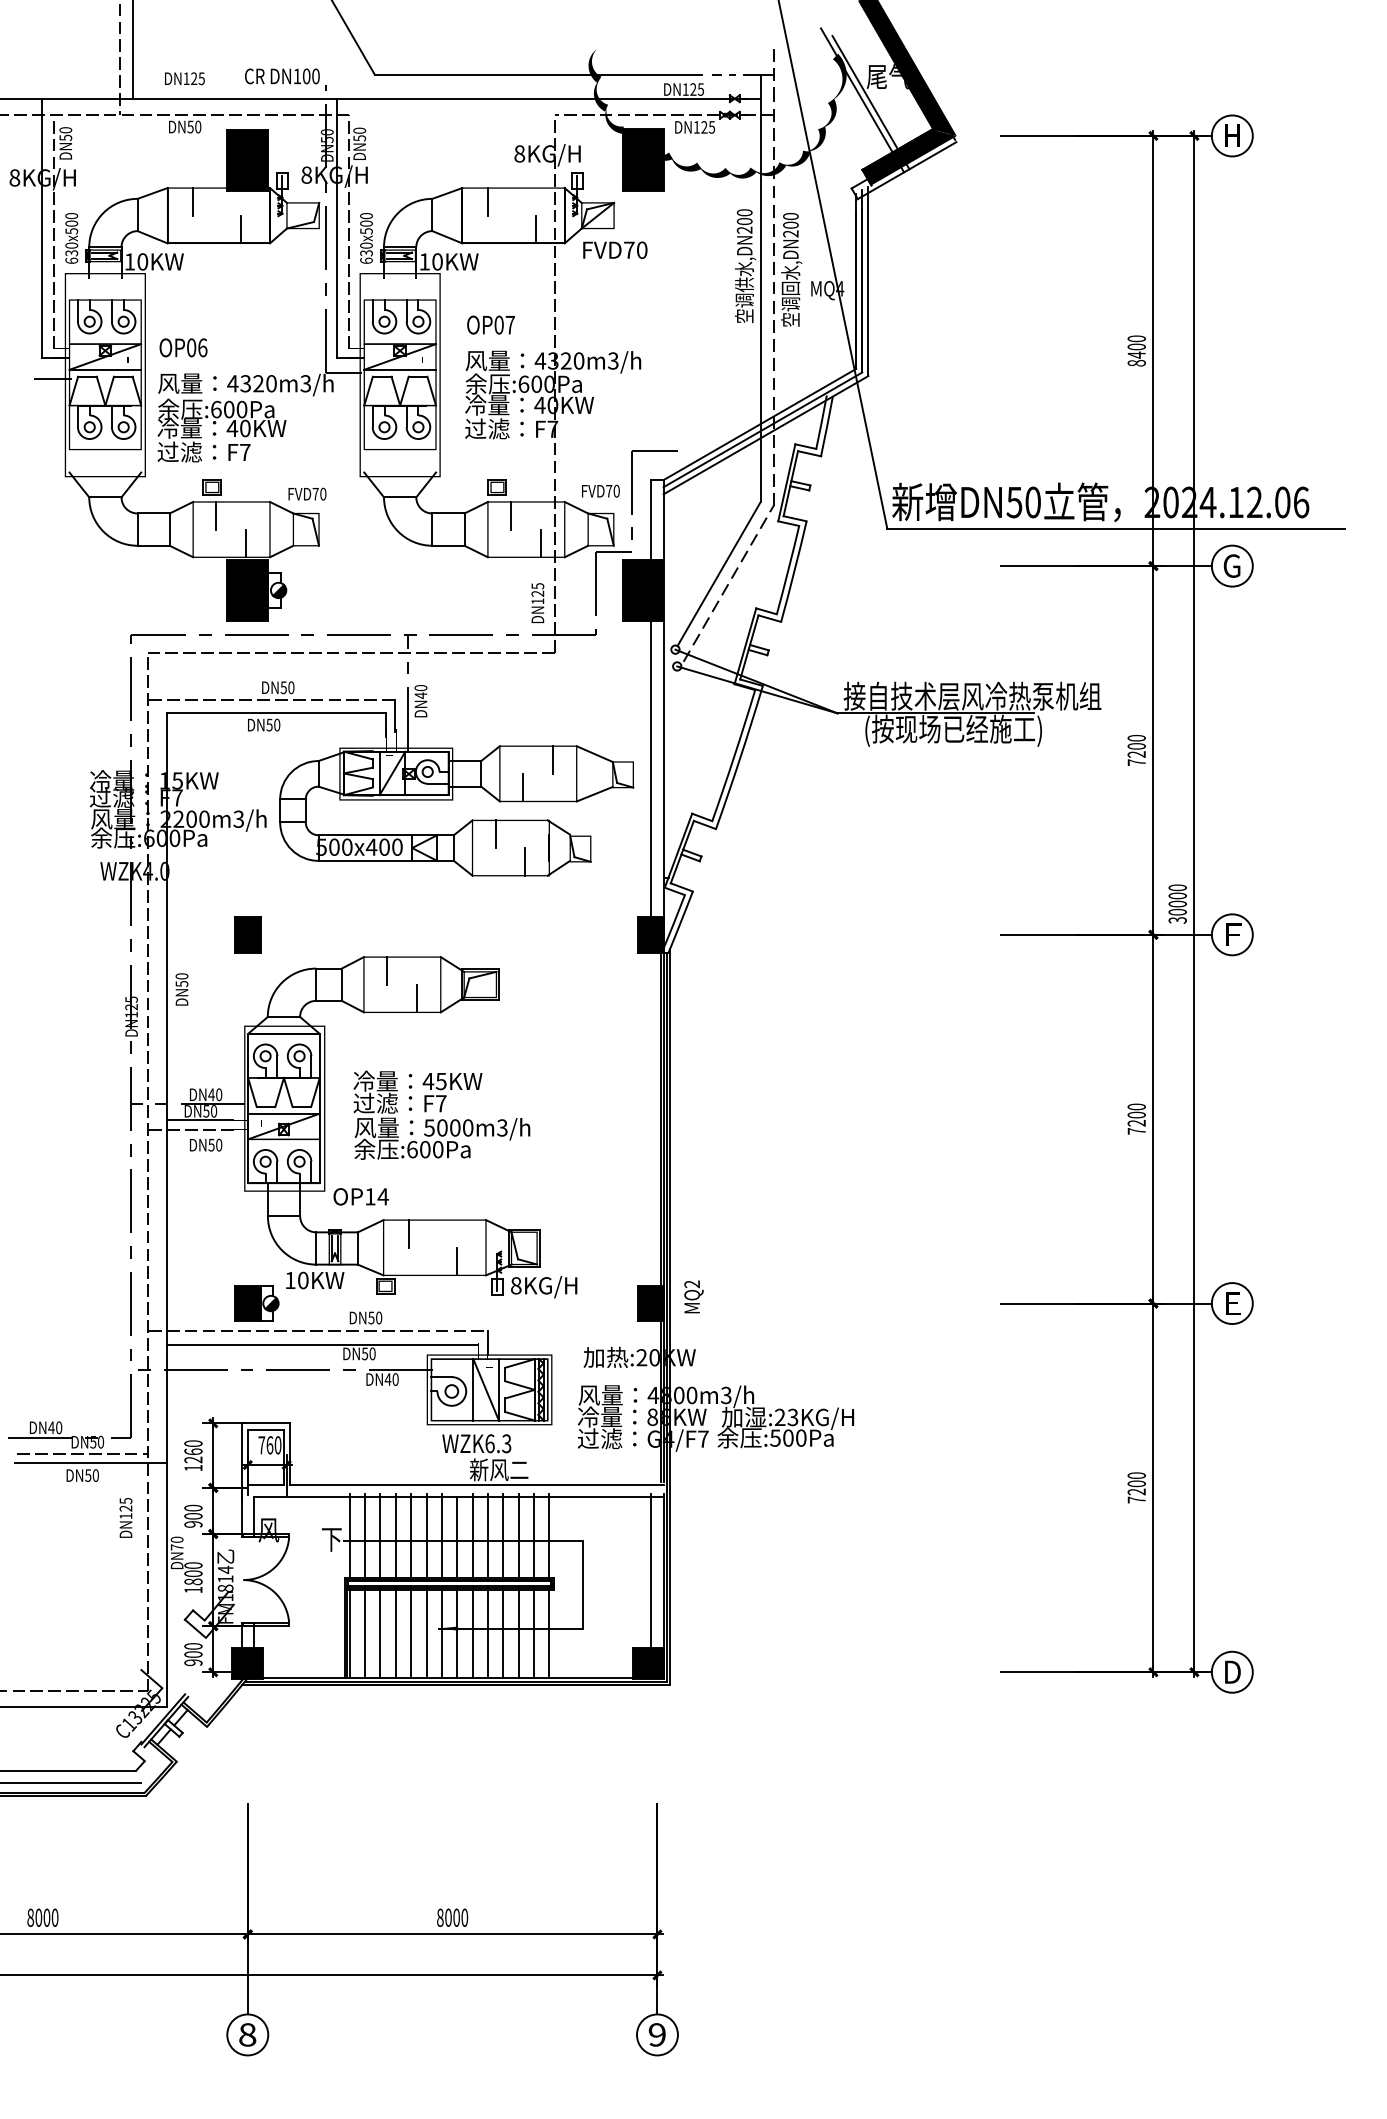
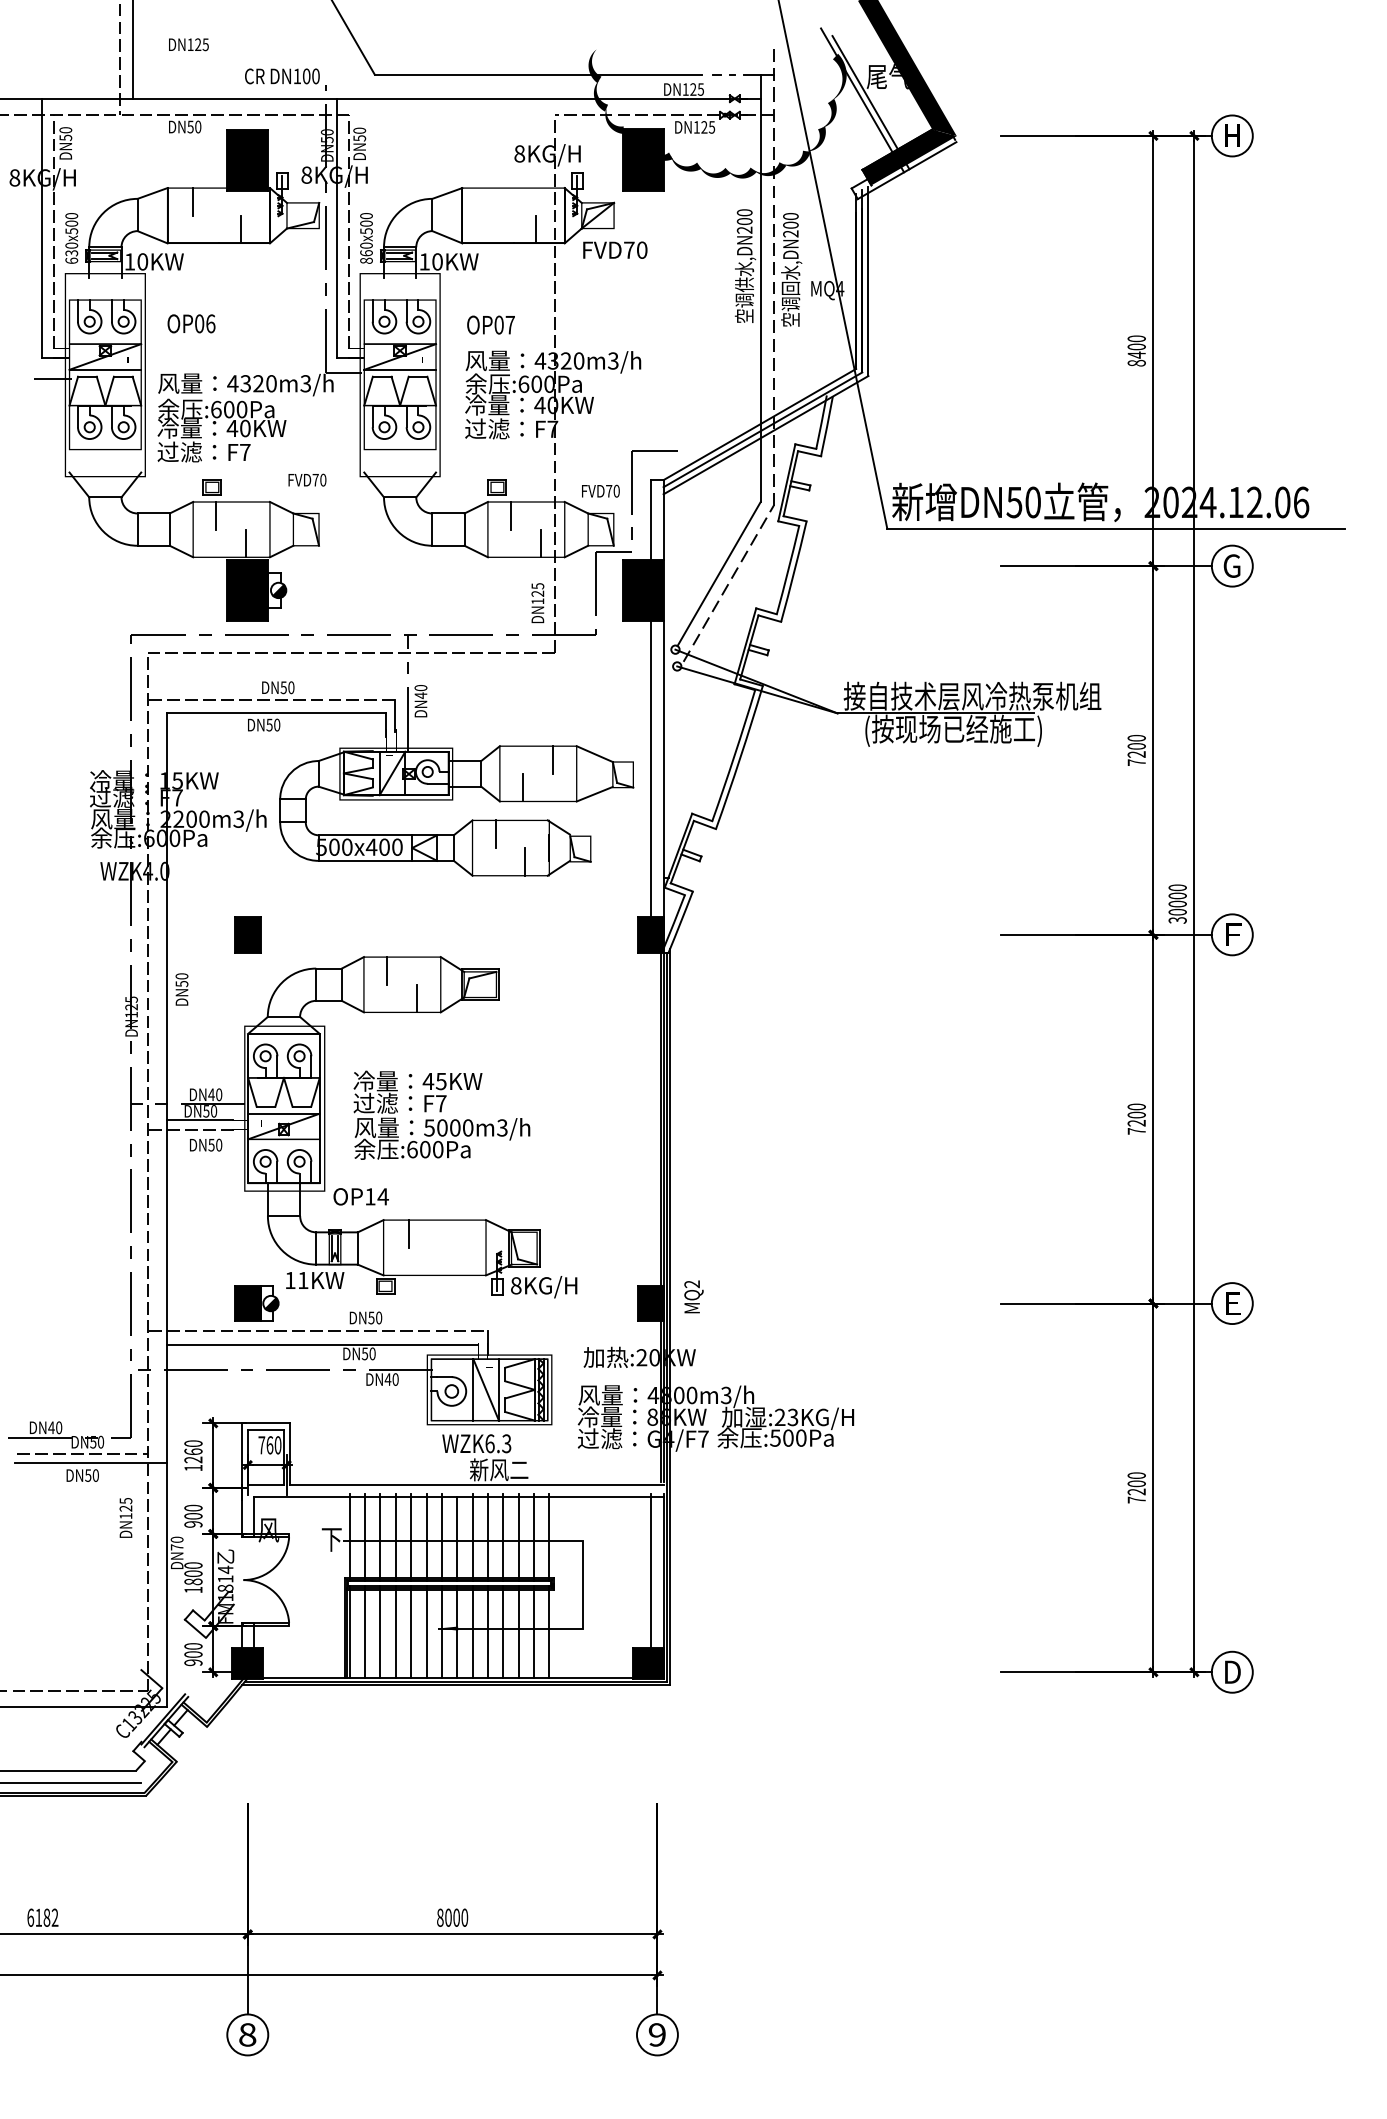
text position: (184, 78) -> (188, 44) (188, 44)
line: present -> none (487, 201)
text: 630x500 -> 860x500 (366, 256)
text position: (183, 347) -> (191, 323) (191, 323)
text position: (307, 493) -> (307, 479) (307, 479)
line: present -> none (457, 1261)
text: 10KW -> 11KW (303, 1280)
text: 8000 -> 6182 (42, 1917)
